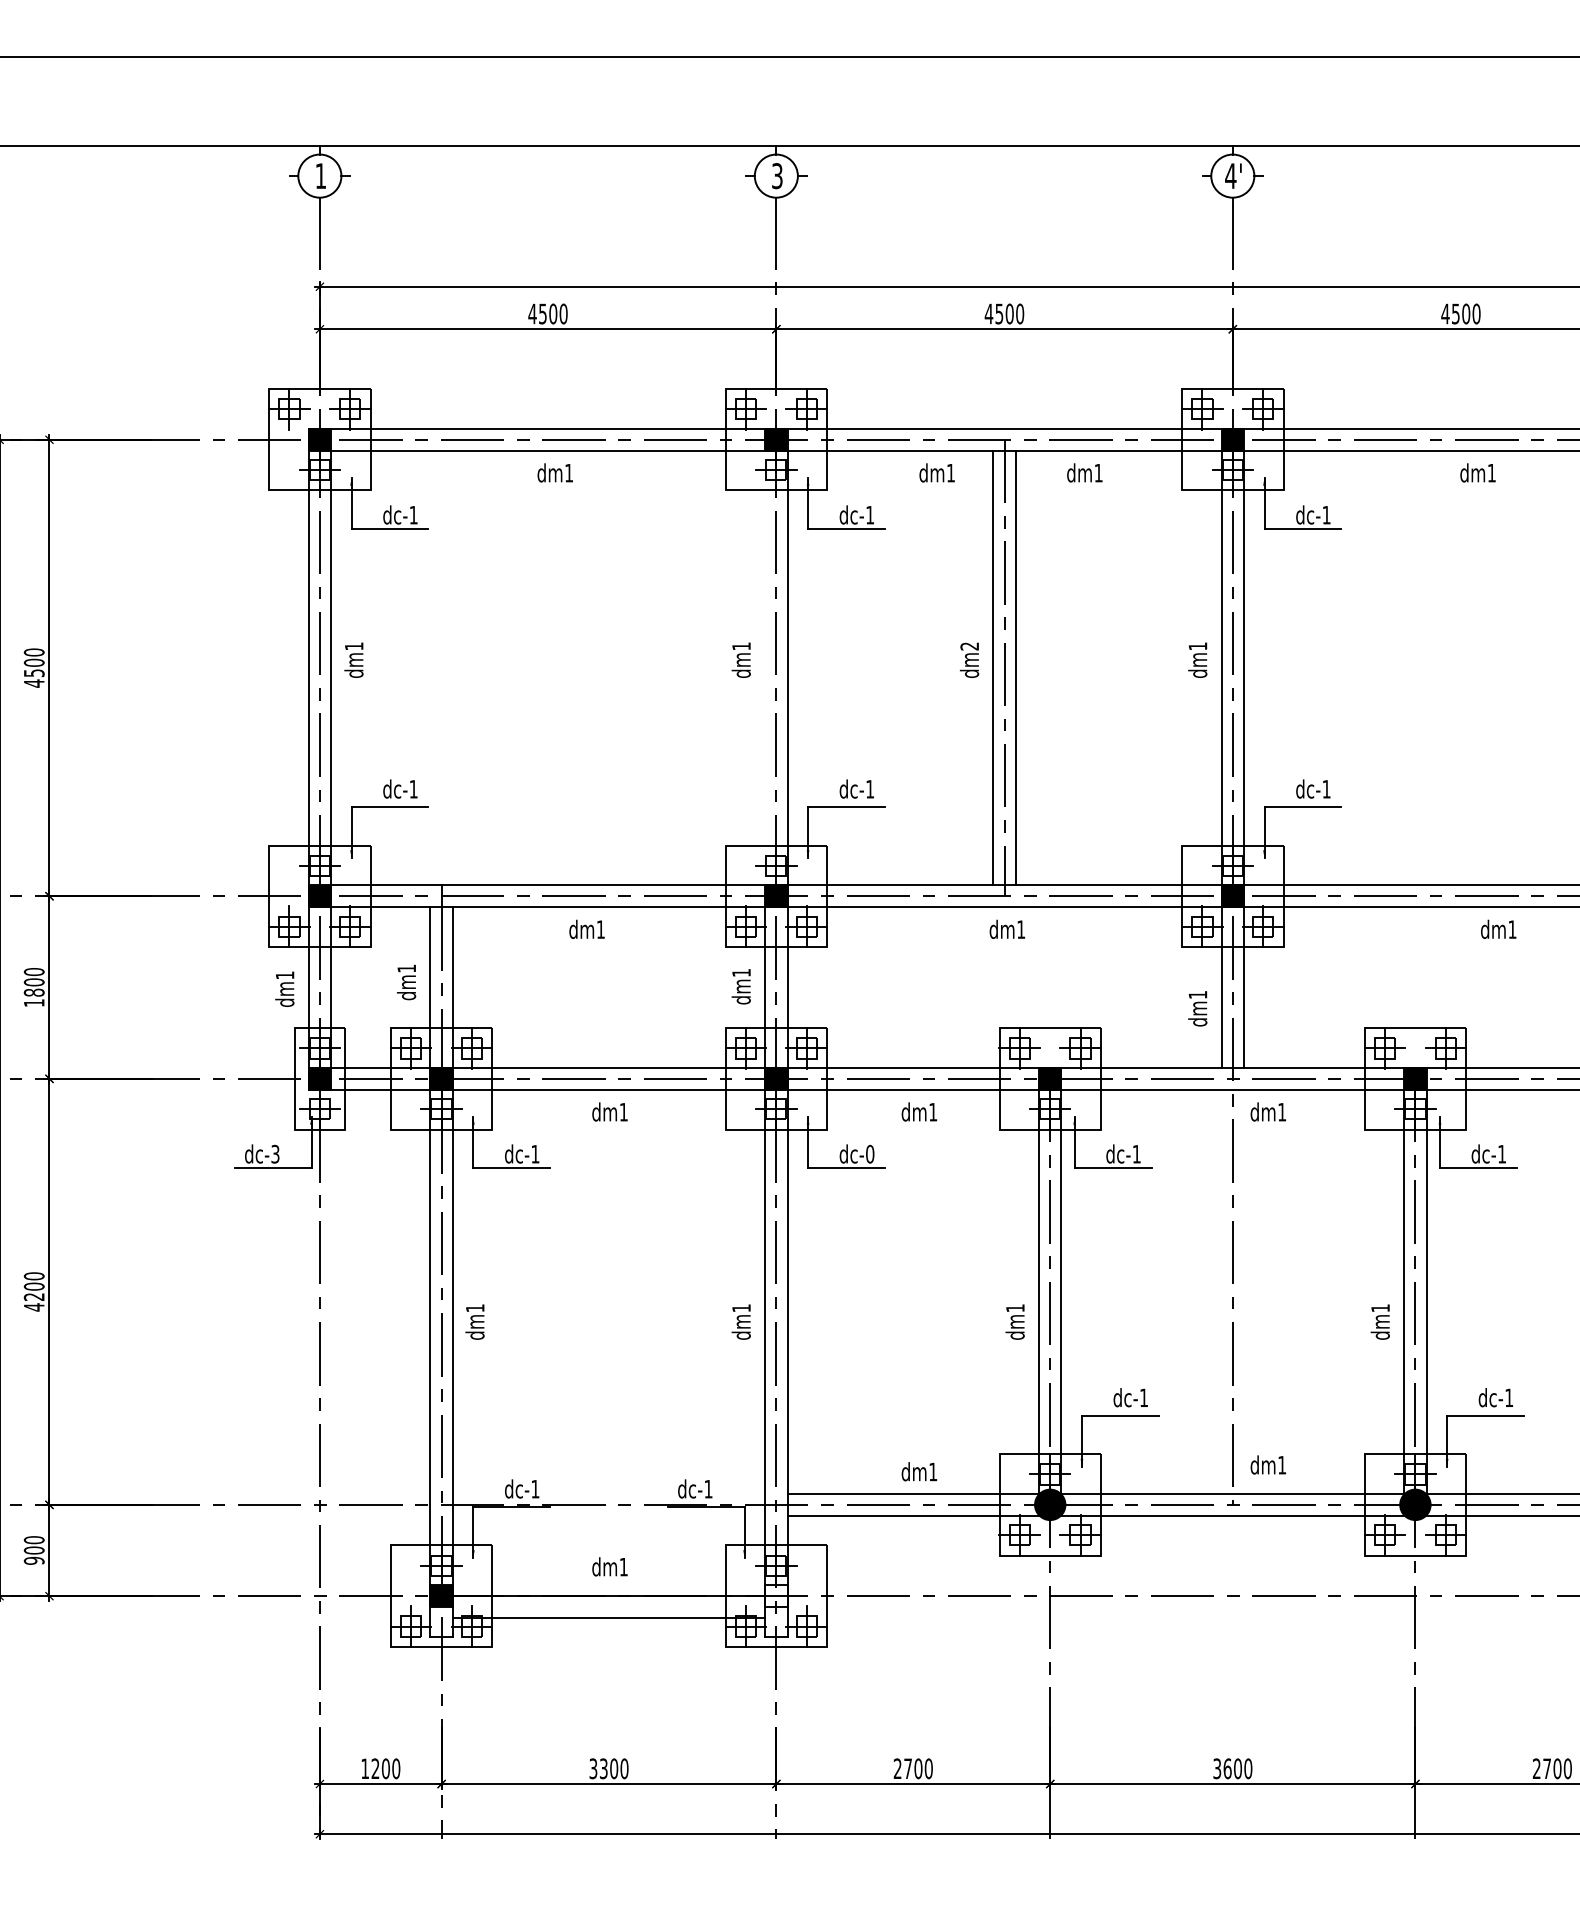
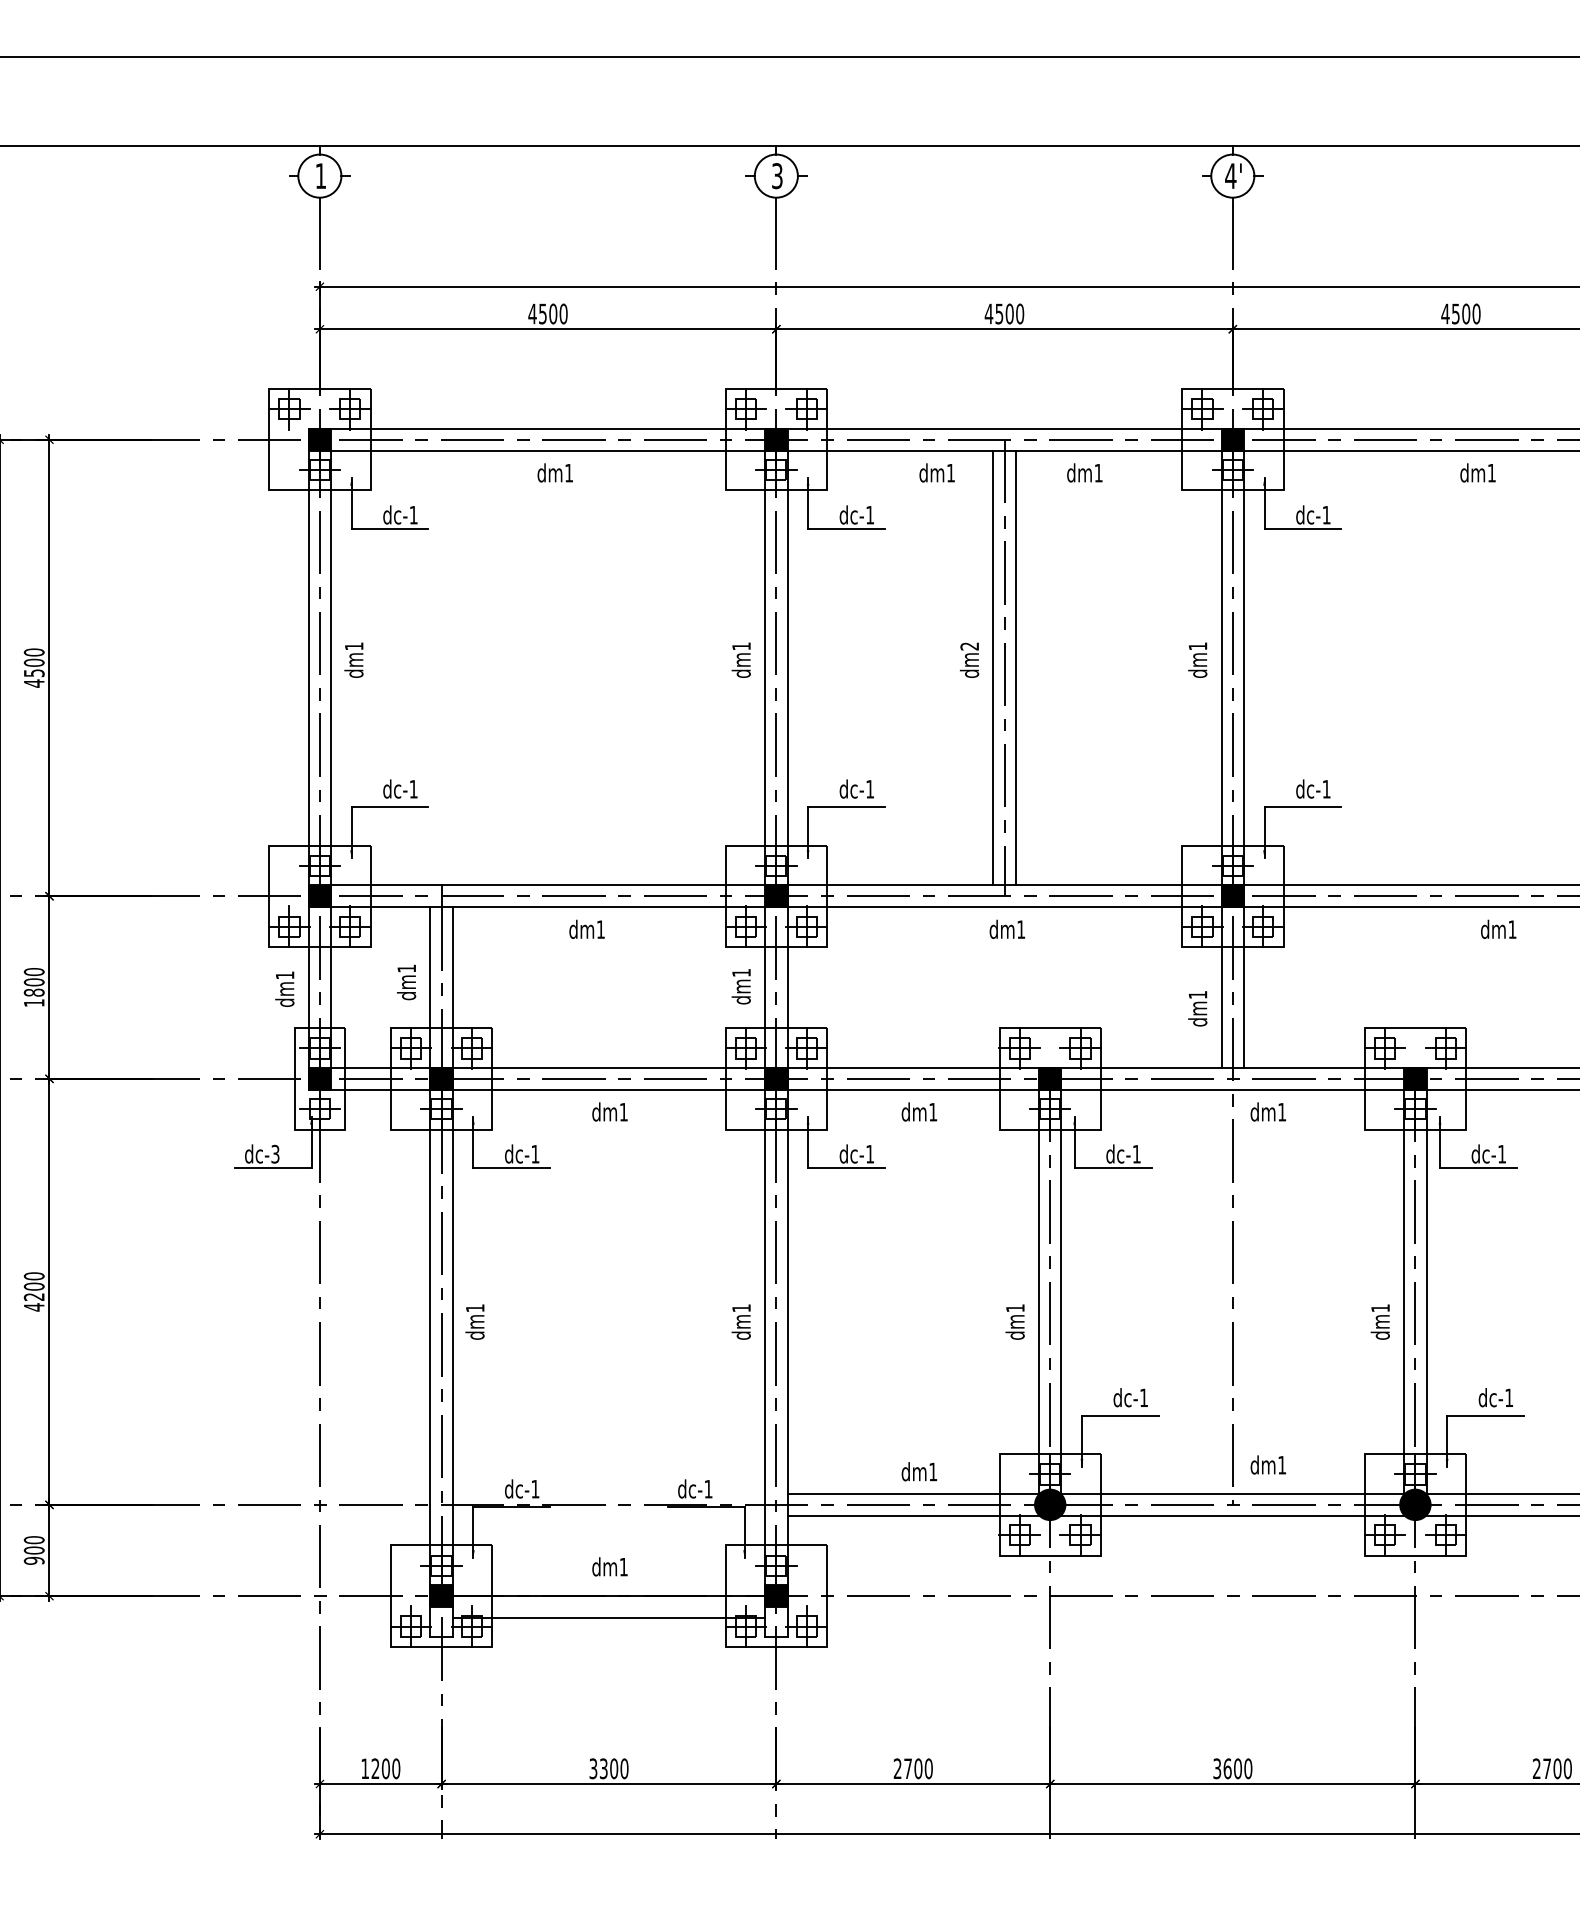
line: none -> present (765, 667)
text: dc-0 -> dc-1 (870, 1153)
fill: none -> present (776, 1596)
